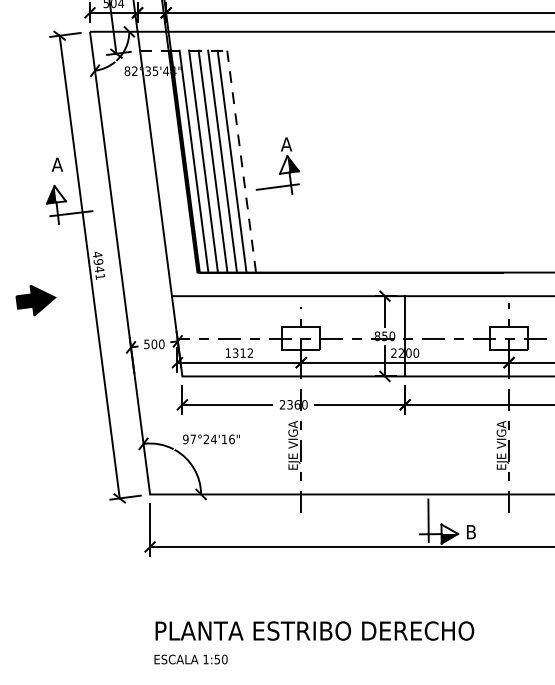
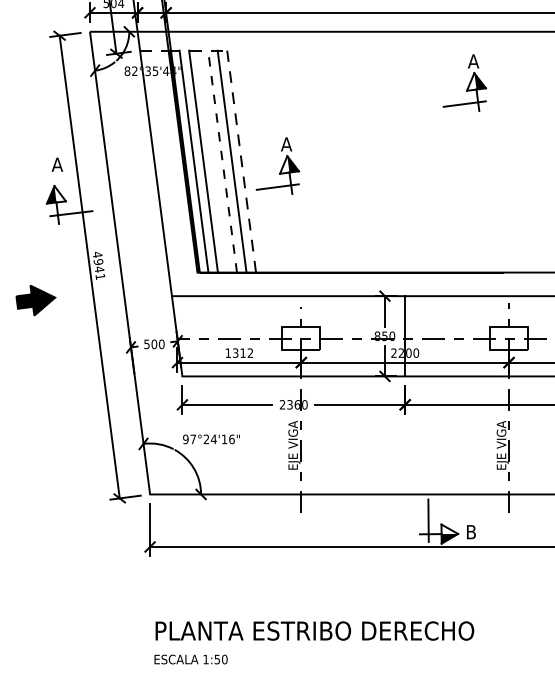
part: none -> present (464, 82)
line: present -> none (212, 161)
line: solid -> dashed (222, 161)
